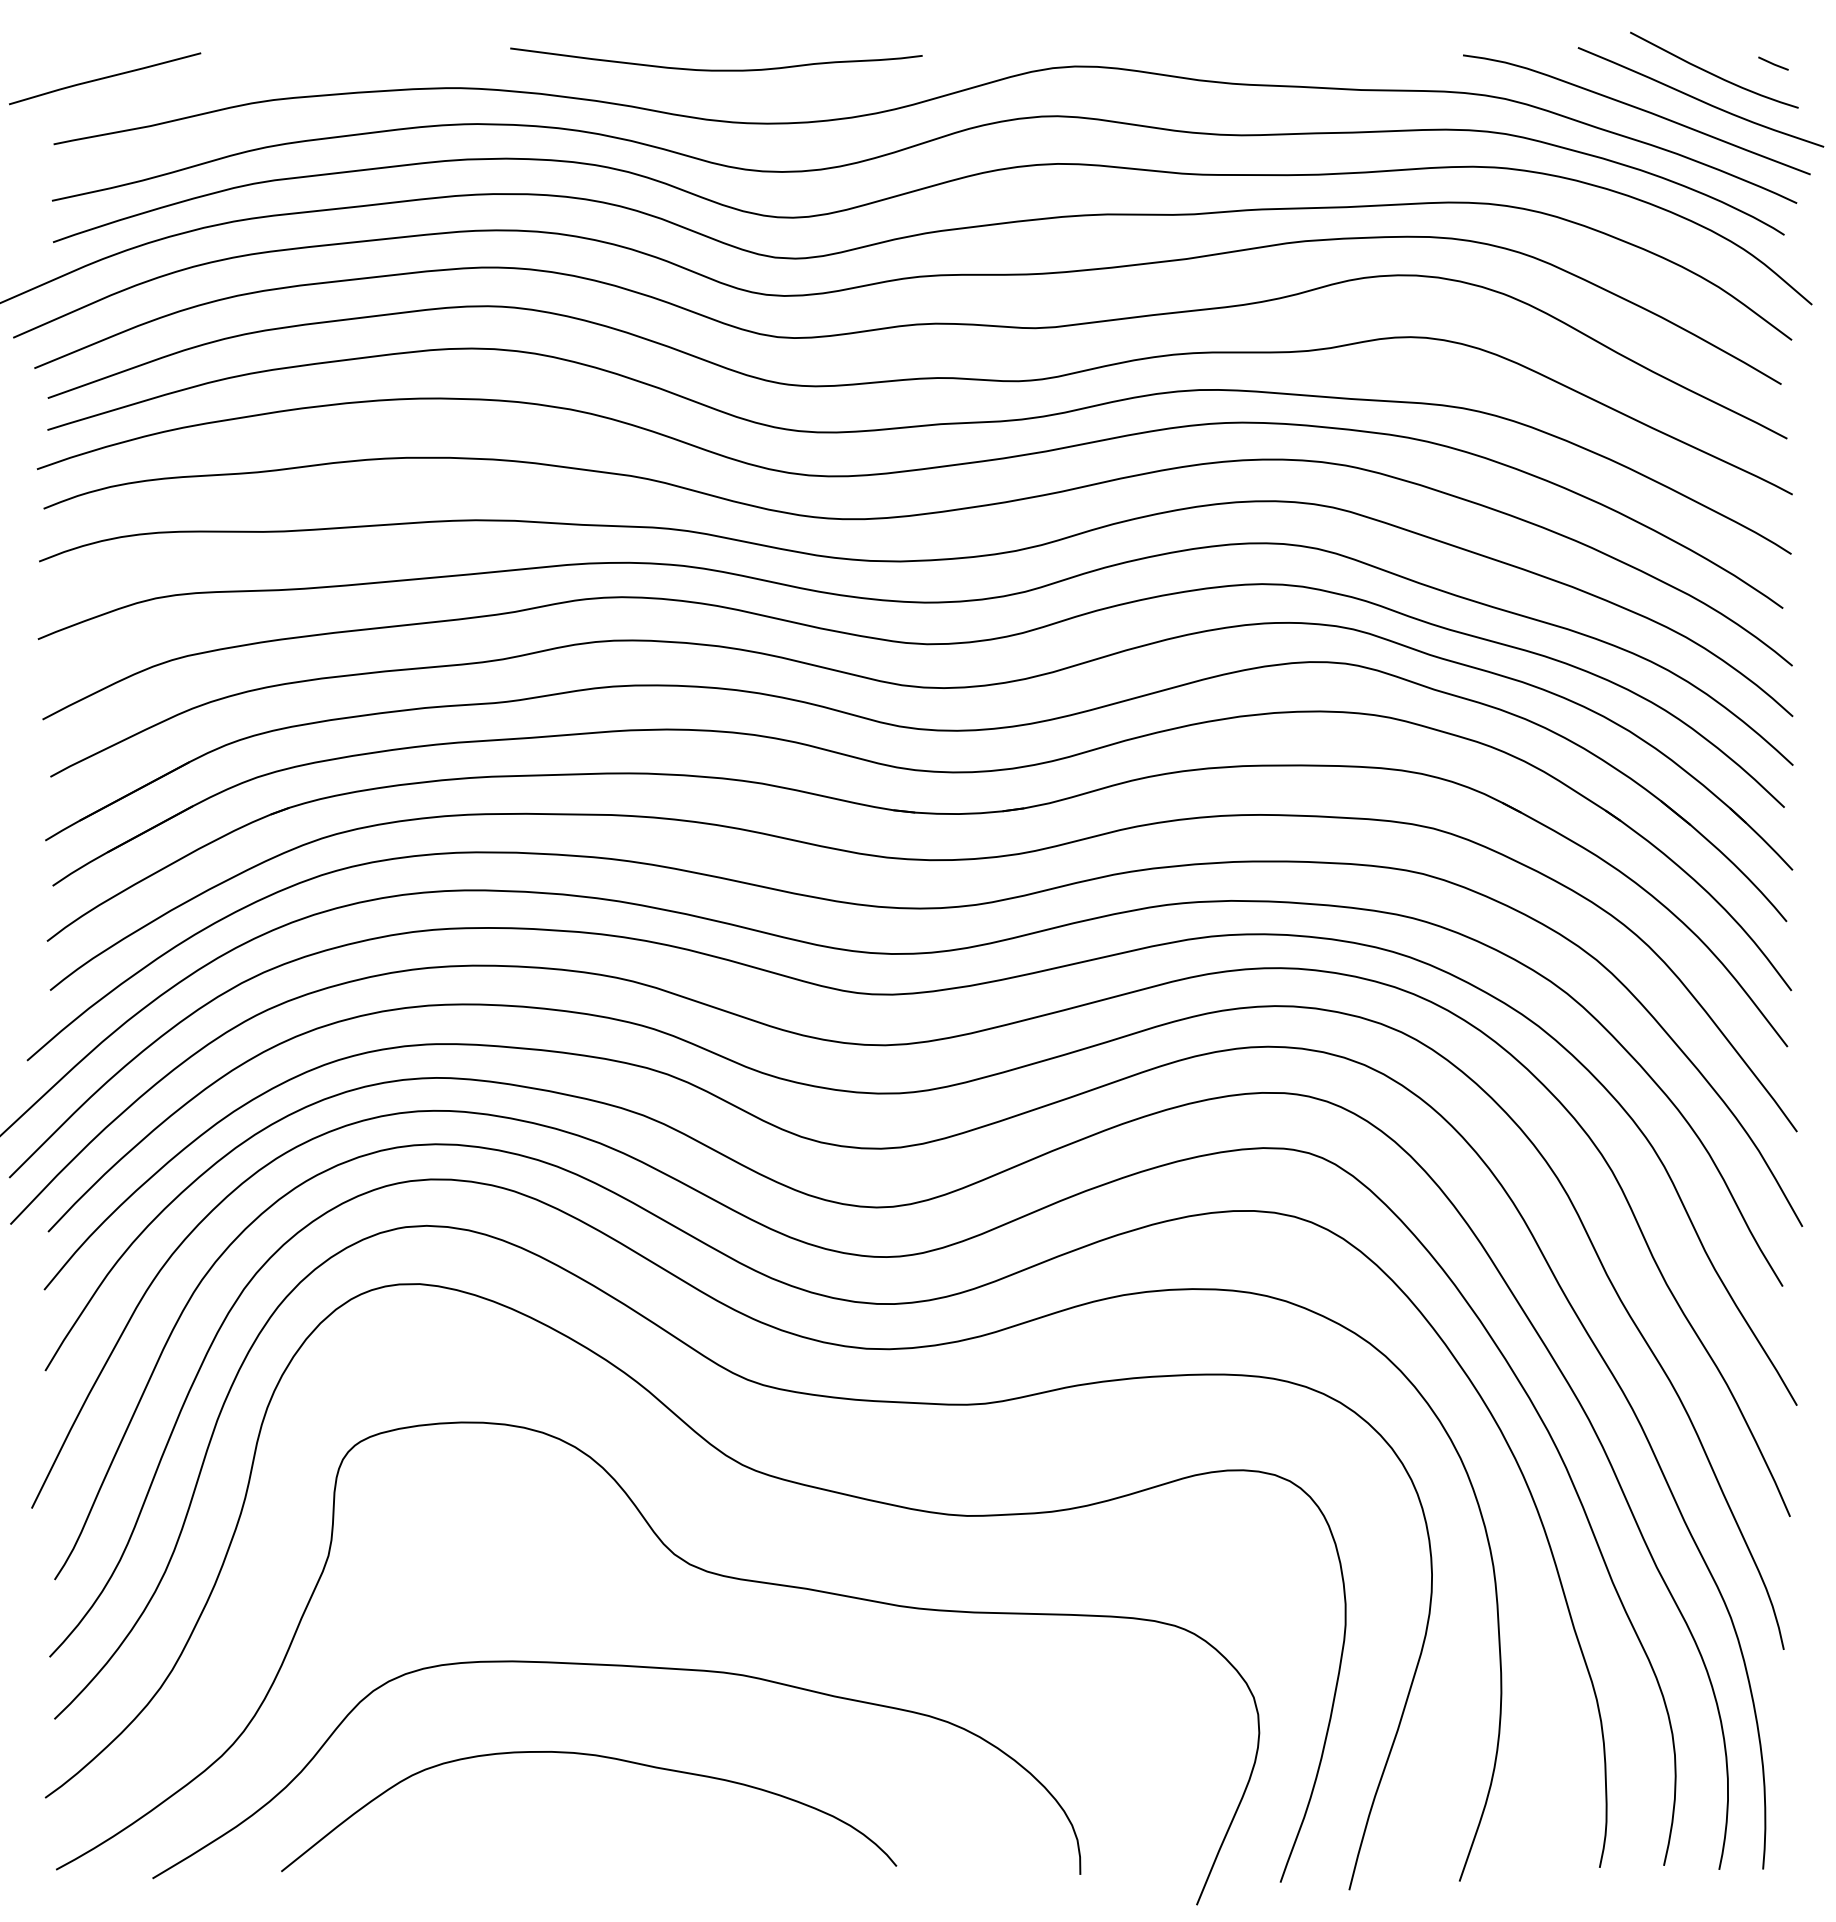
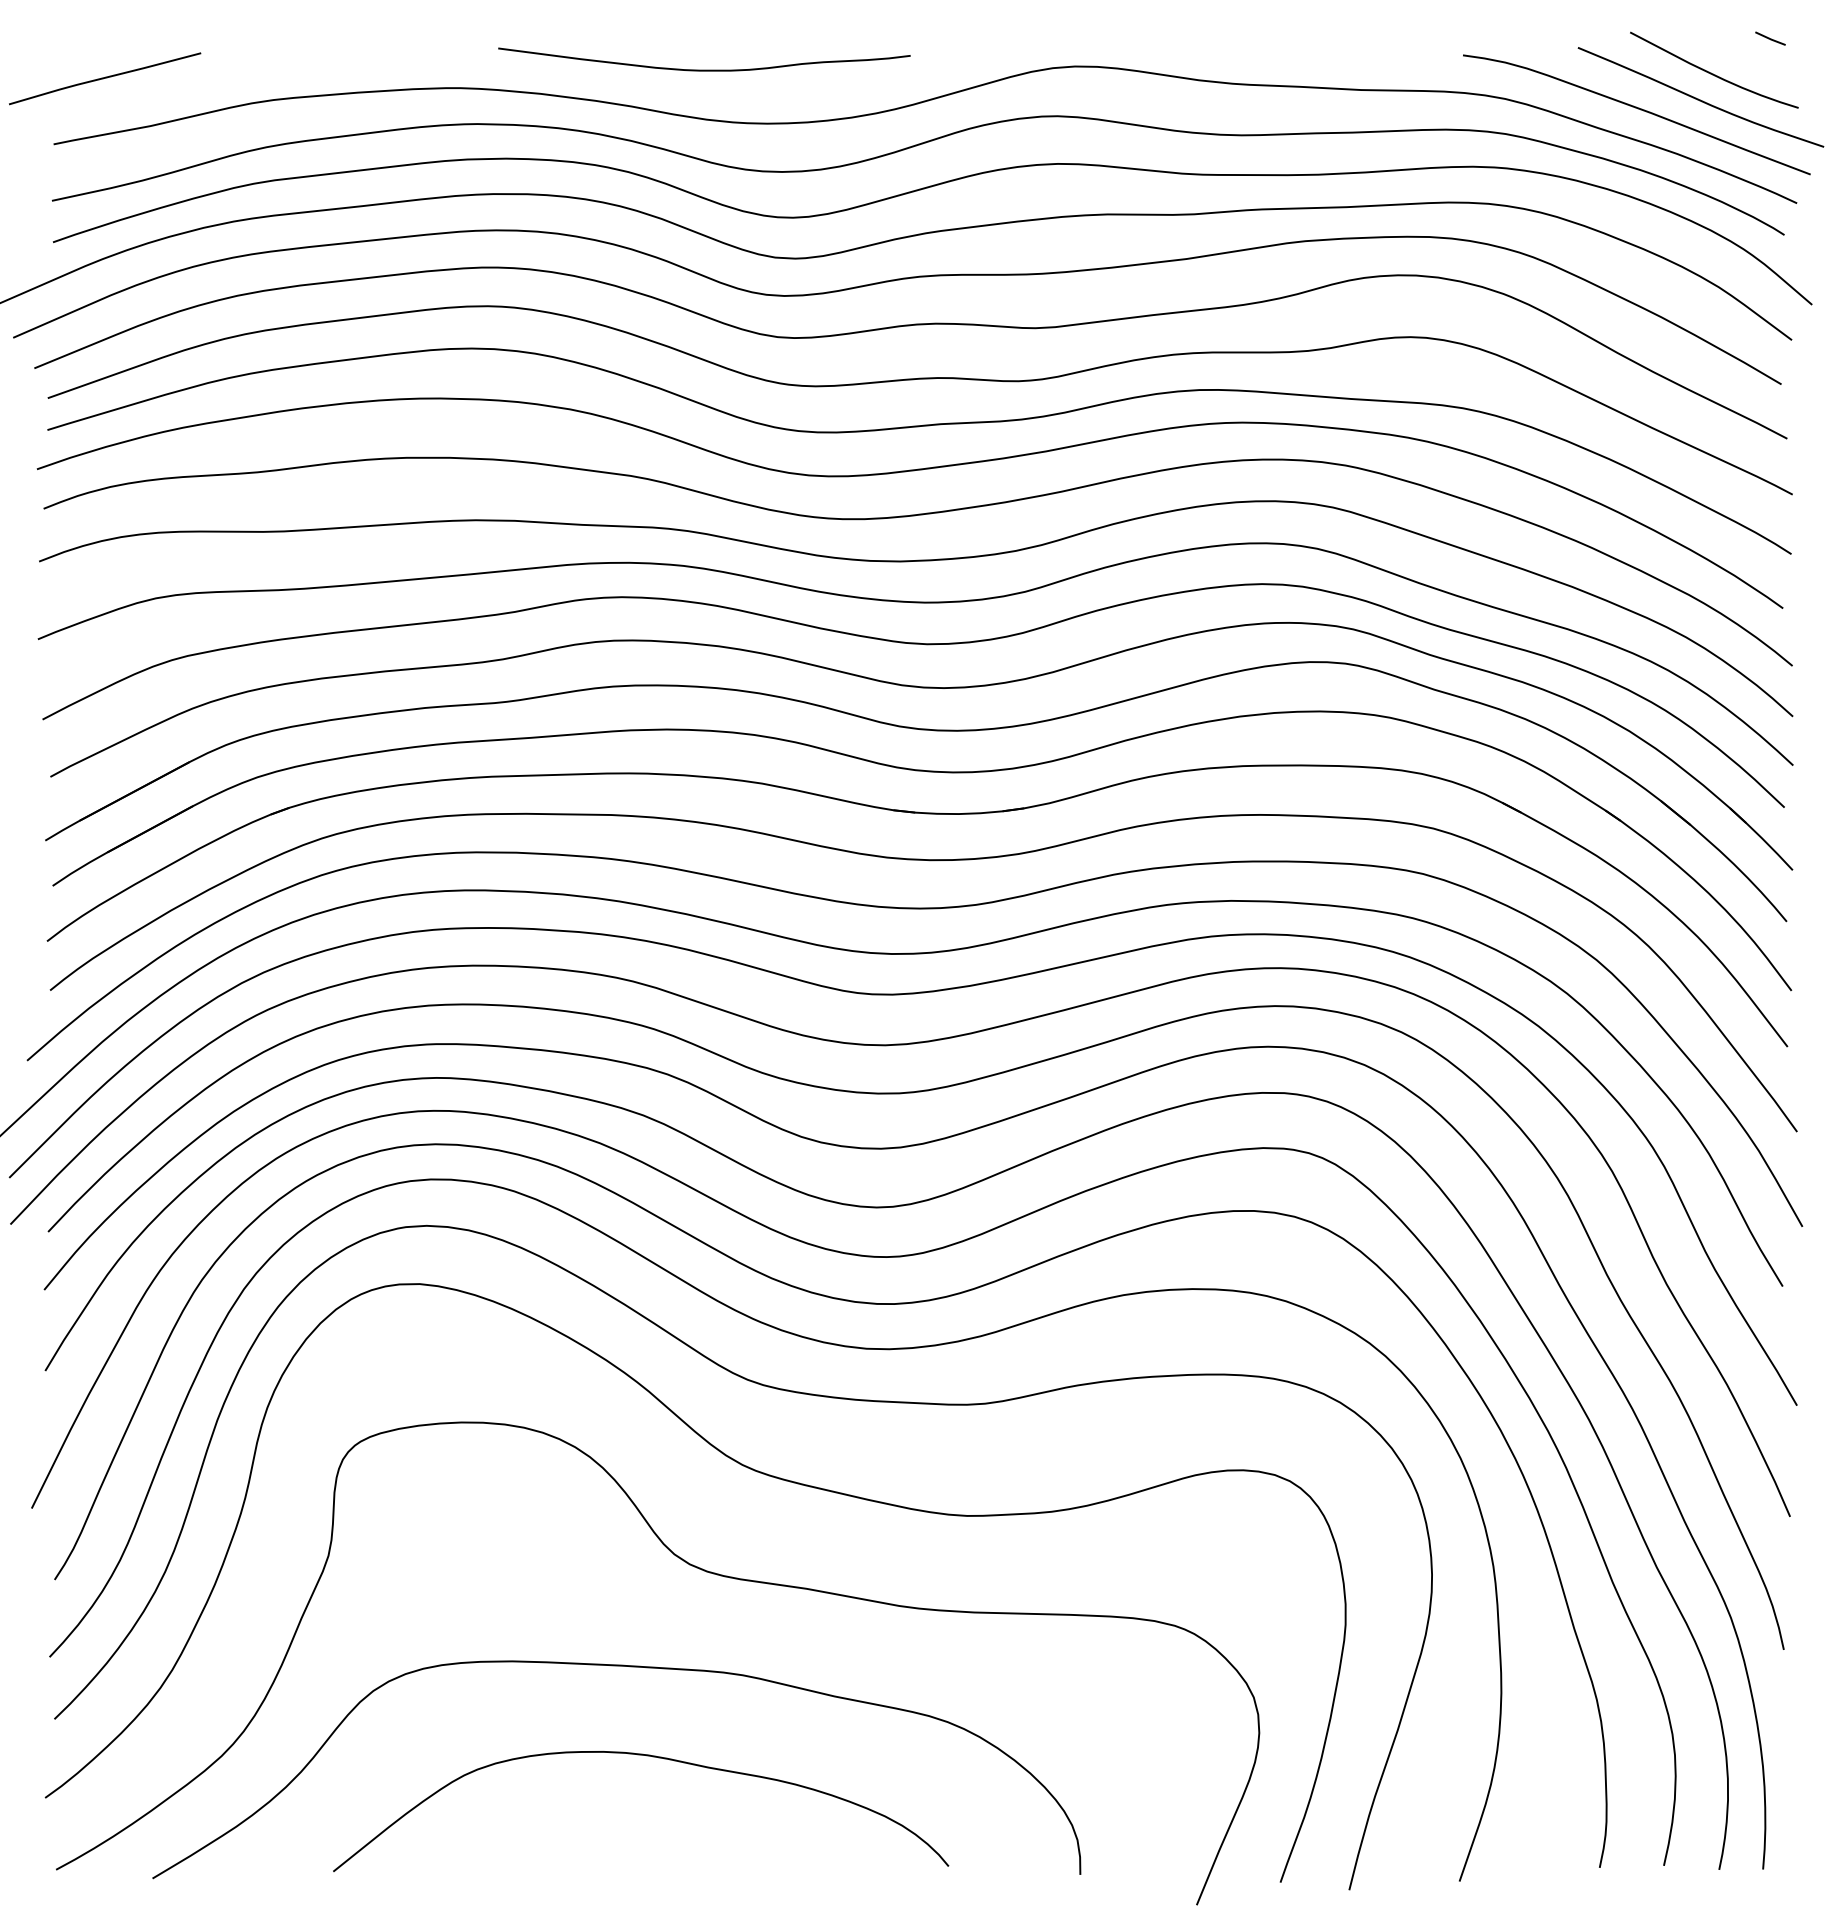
line position: (1773, 63) -> (1770, 38) (1770, 38)
curve position: (716, 69) -> (704, 69) (704, 69)
curve position: (600, 1757) -> (652, 1757) (652, 1757)
